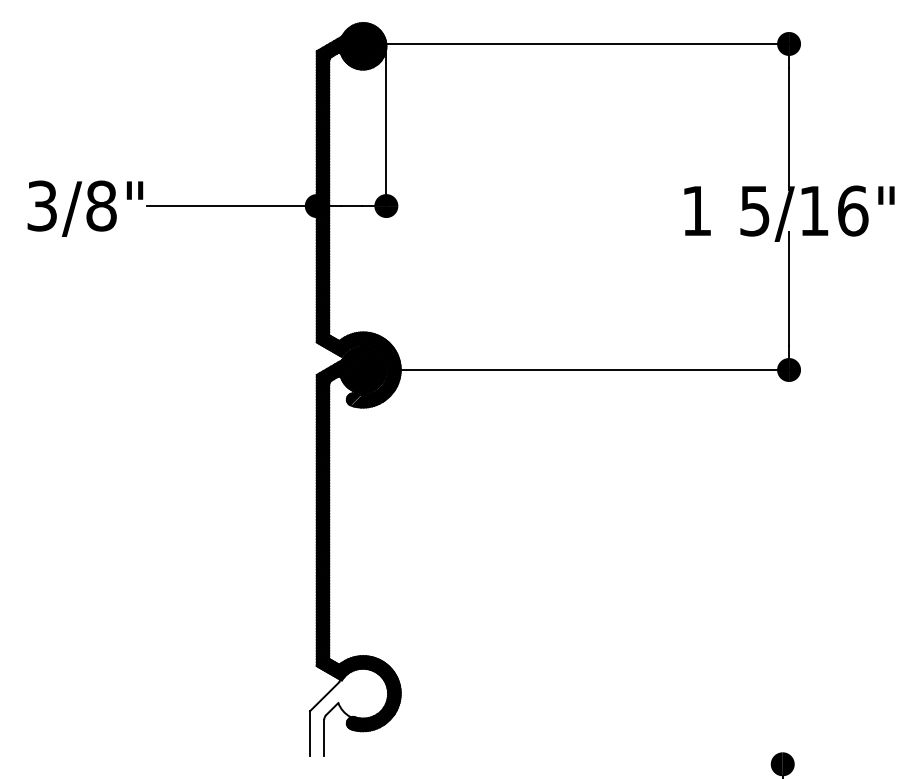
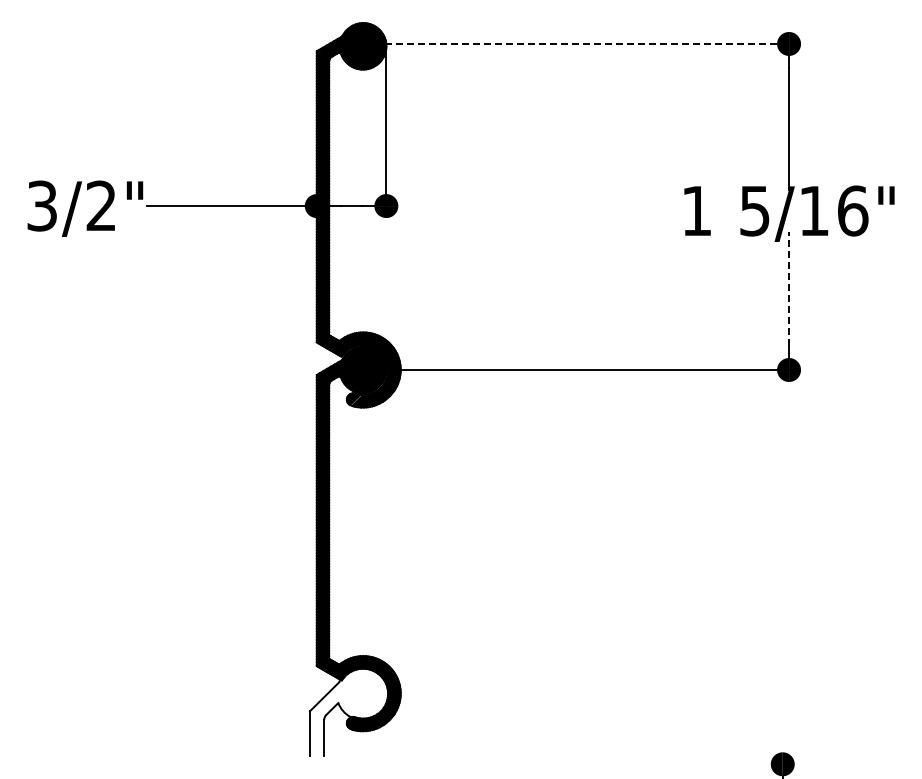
line: solid -> dashed (579, 43)
text: 3/8" -> 3/2" (101, 205)
line: solid -> dashed (789, 288)
